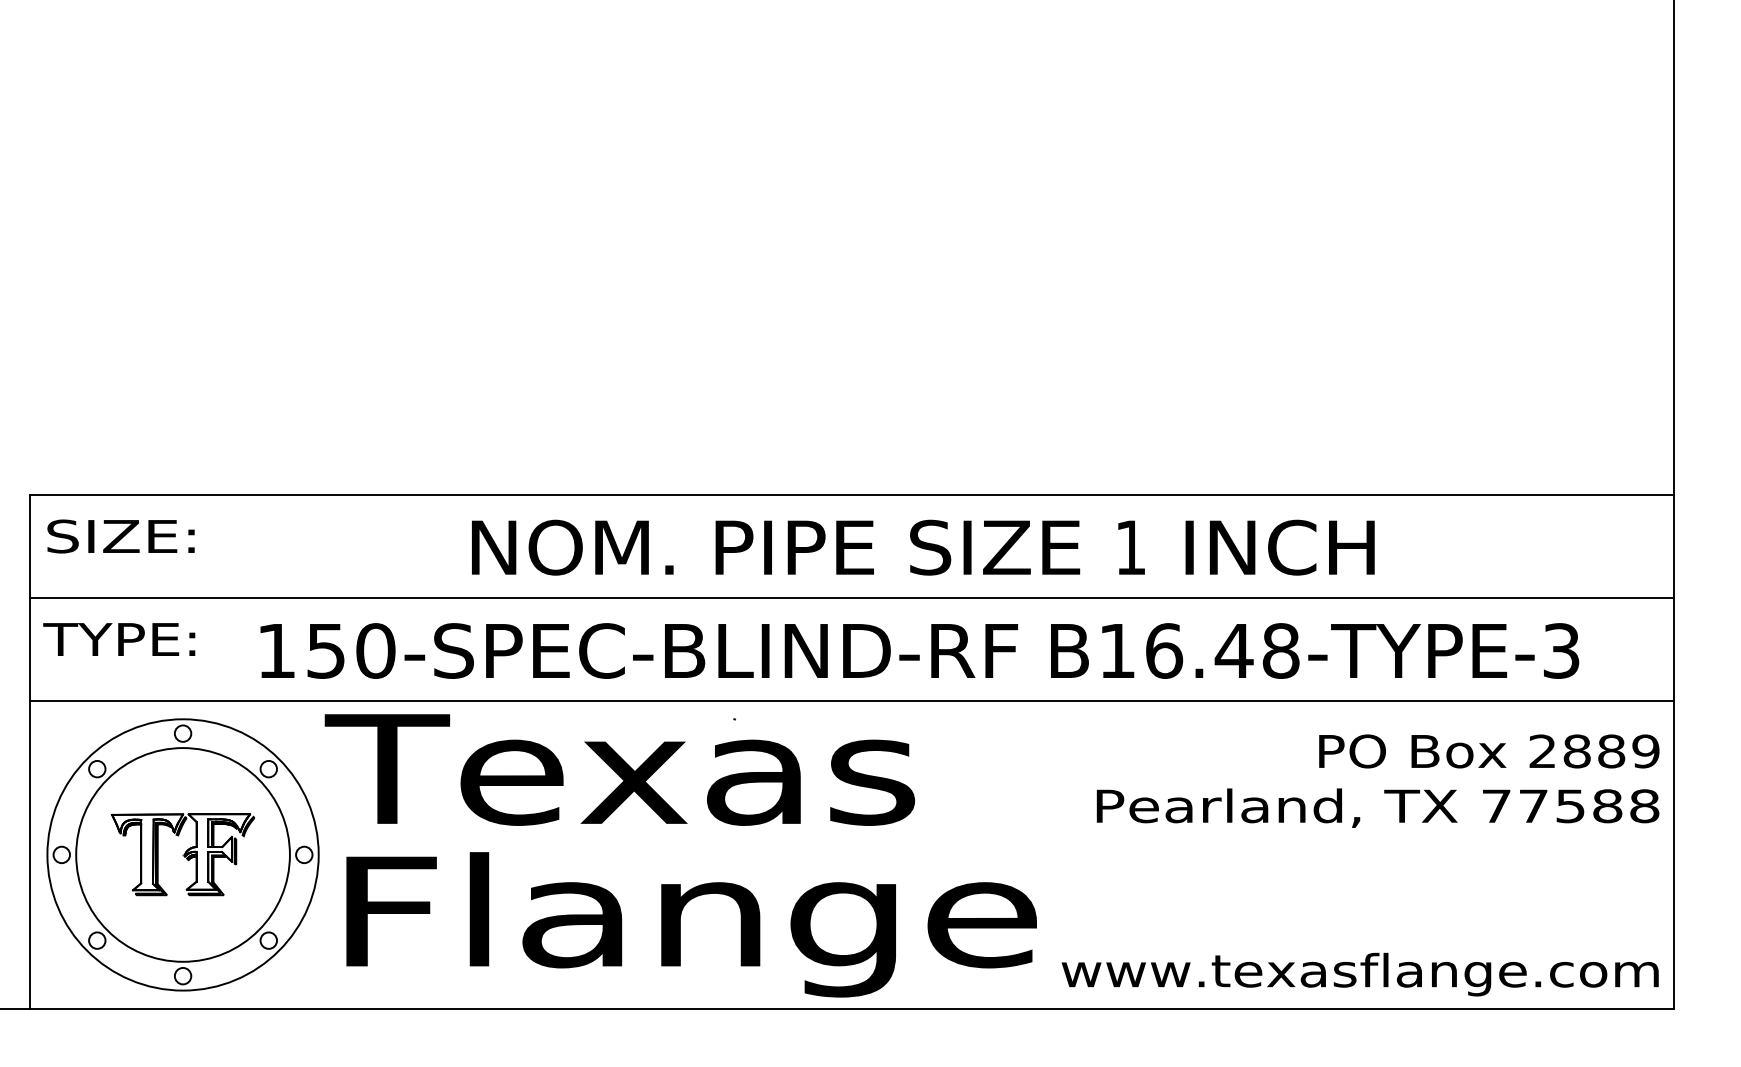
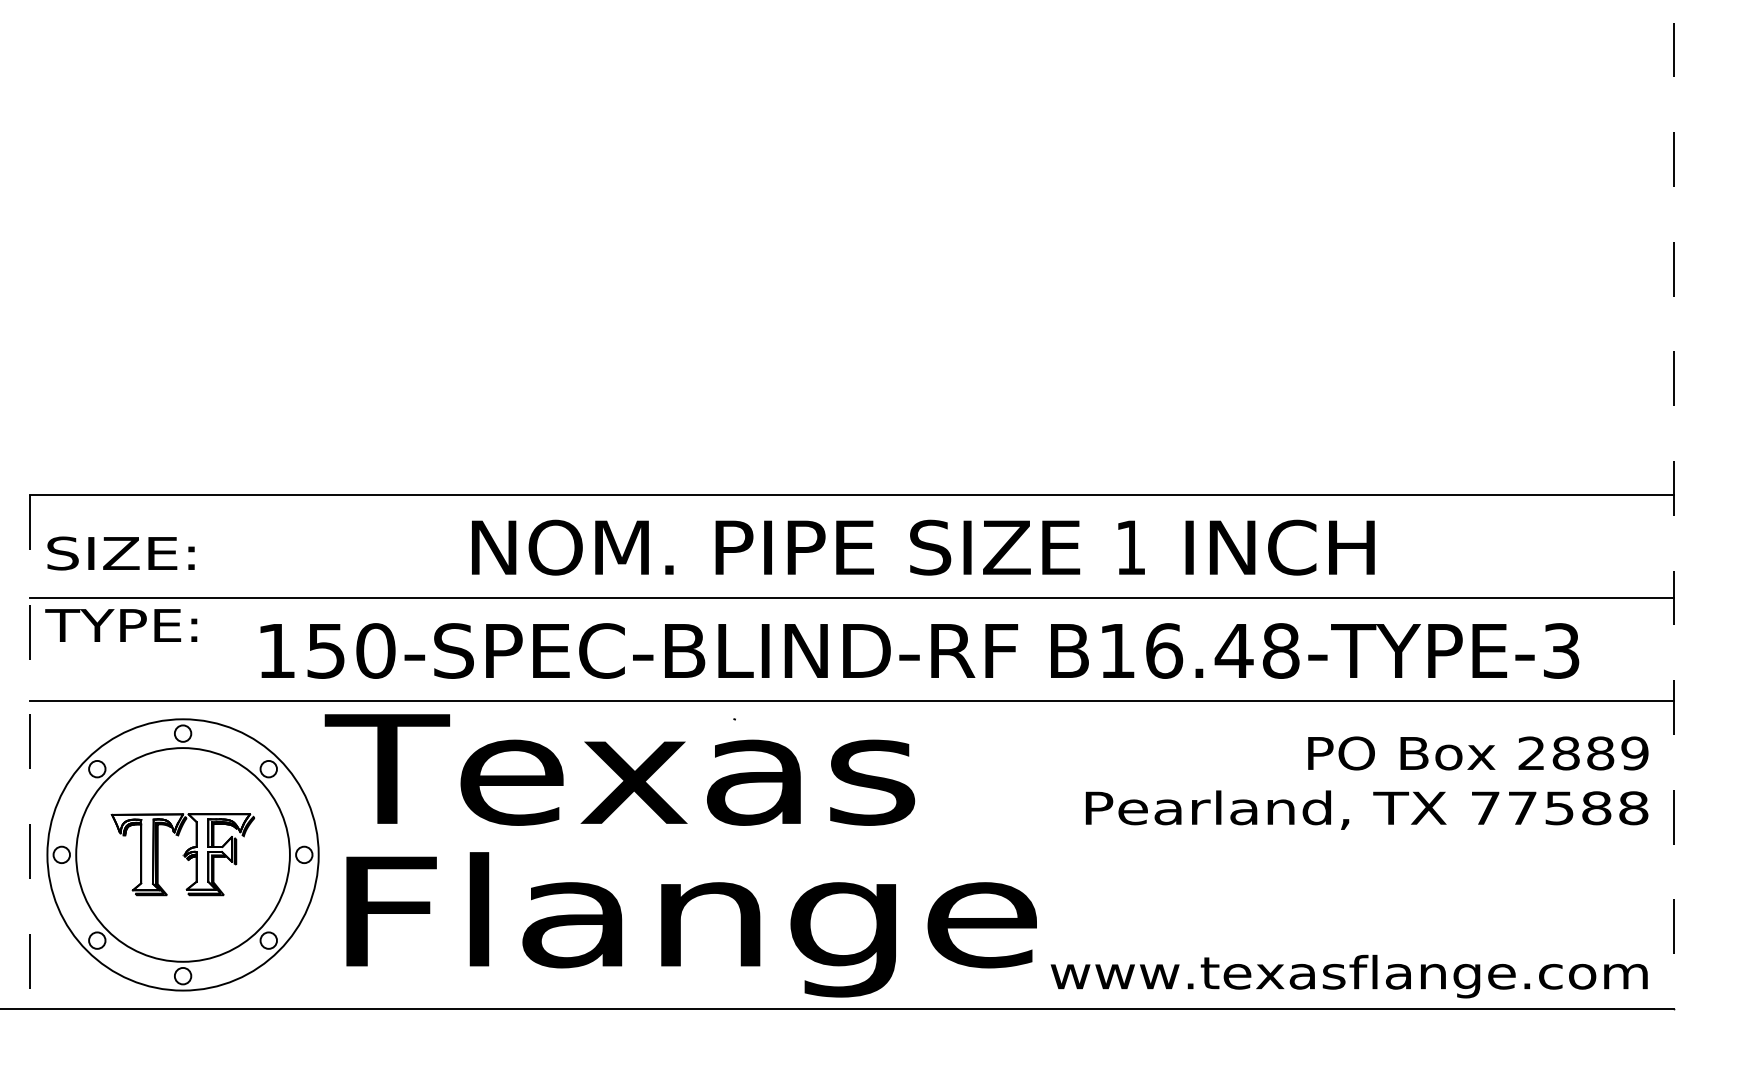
line: solid -> dashed (1673, 505)
text position: (120, 536) -> (120, 553) (120, 553)
text position: (119, 639) -> (121, 625) (121, 625)
line: solid -> dashed (29, 752)
text position: (1360, 865) -> (1349, 867) (1349, 867)
